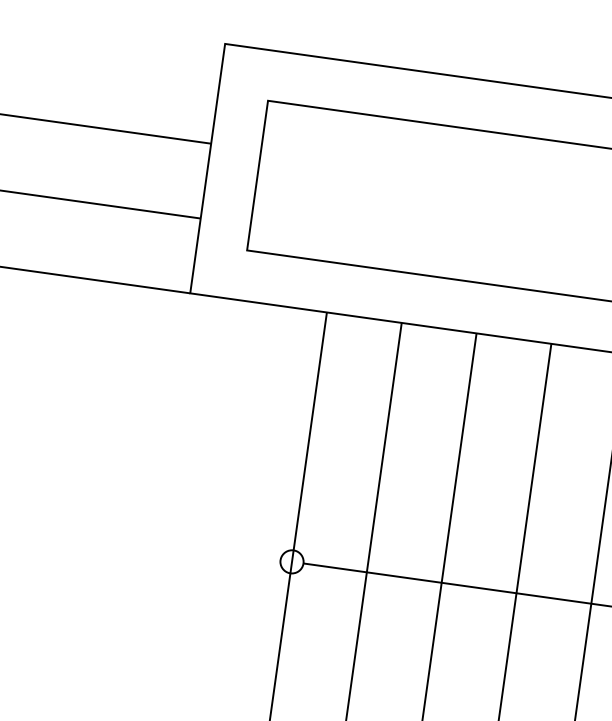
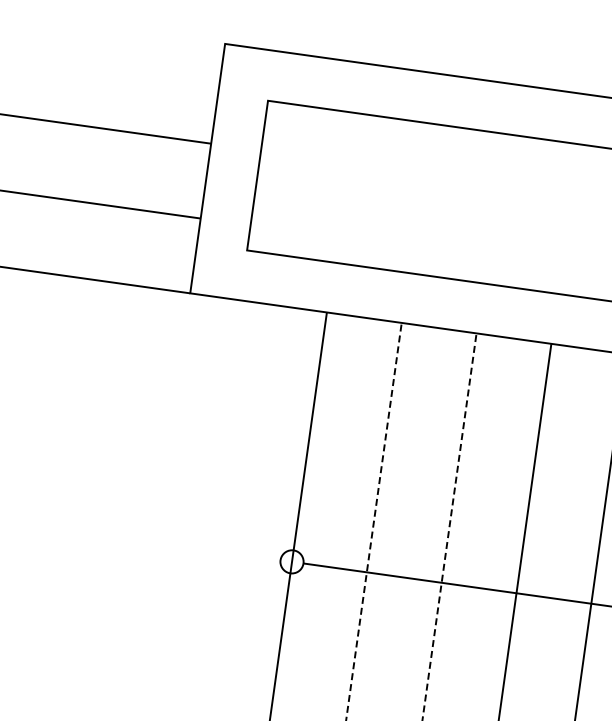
line: solid -> dashed (373, 521)
line: solid -> dashed (449, 526)
